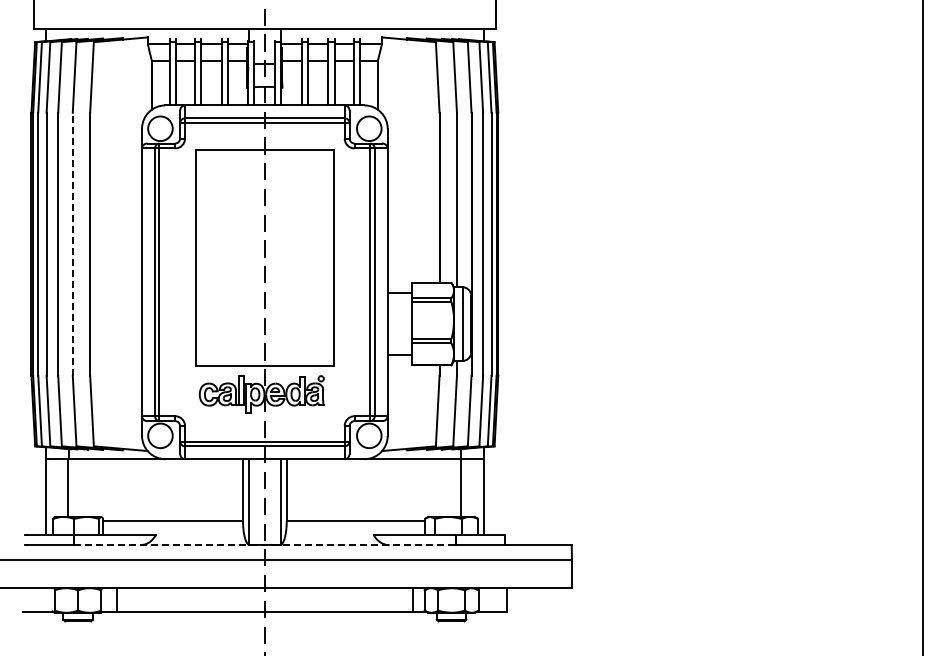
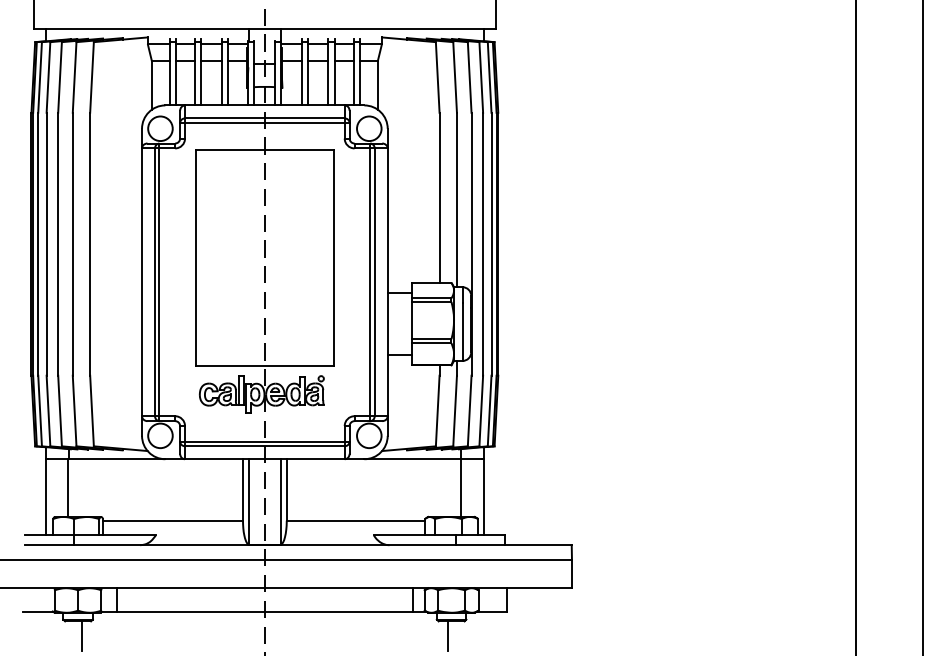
line: dashed -> solid (72, 243)
line: none -> present (855, 327)
line: dashed -> solid (265, 545)
line: none -> present (82, 635)
line: none -> present (447, 635)
